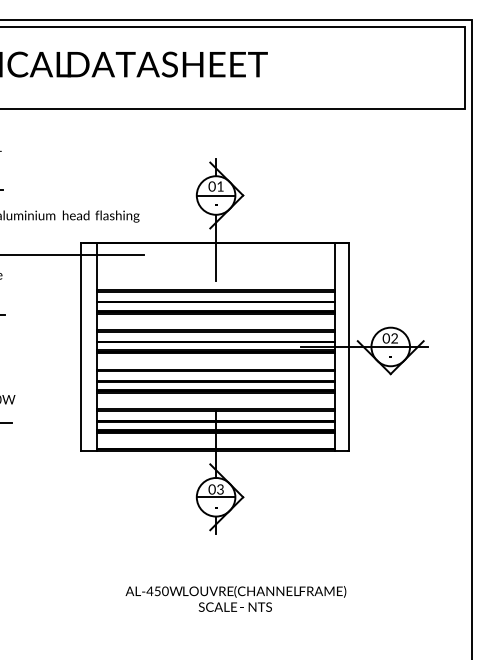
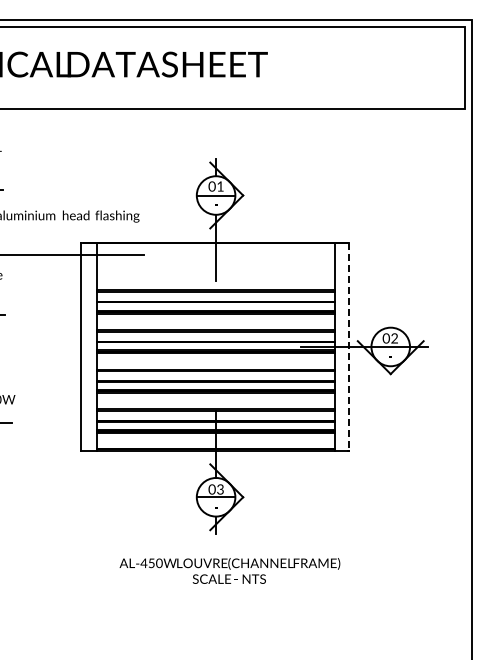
line: solid -> dashed (348, 346)
text position: (235, 598) -> (229, 570) (229, 570)
